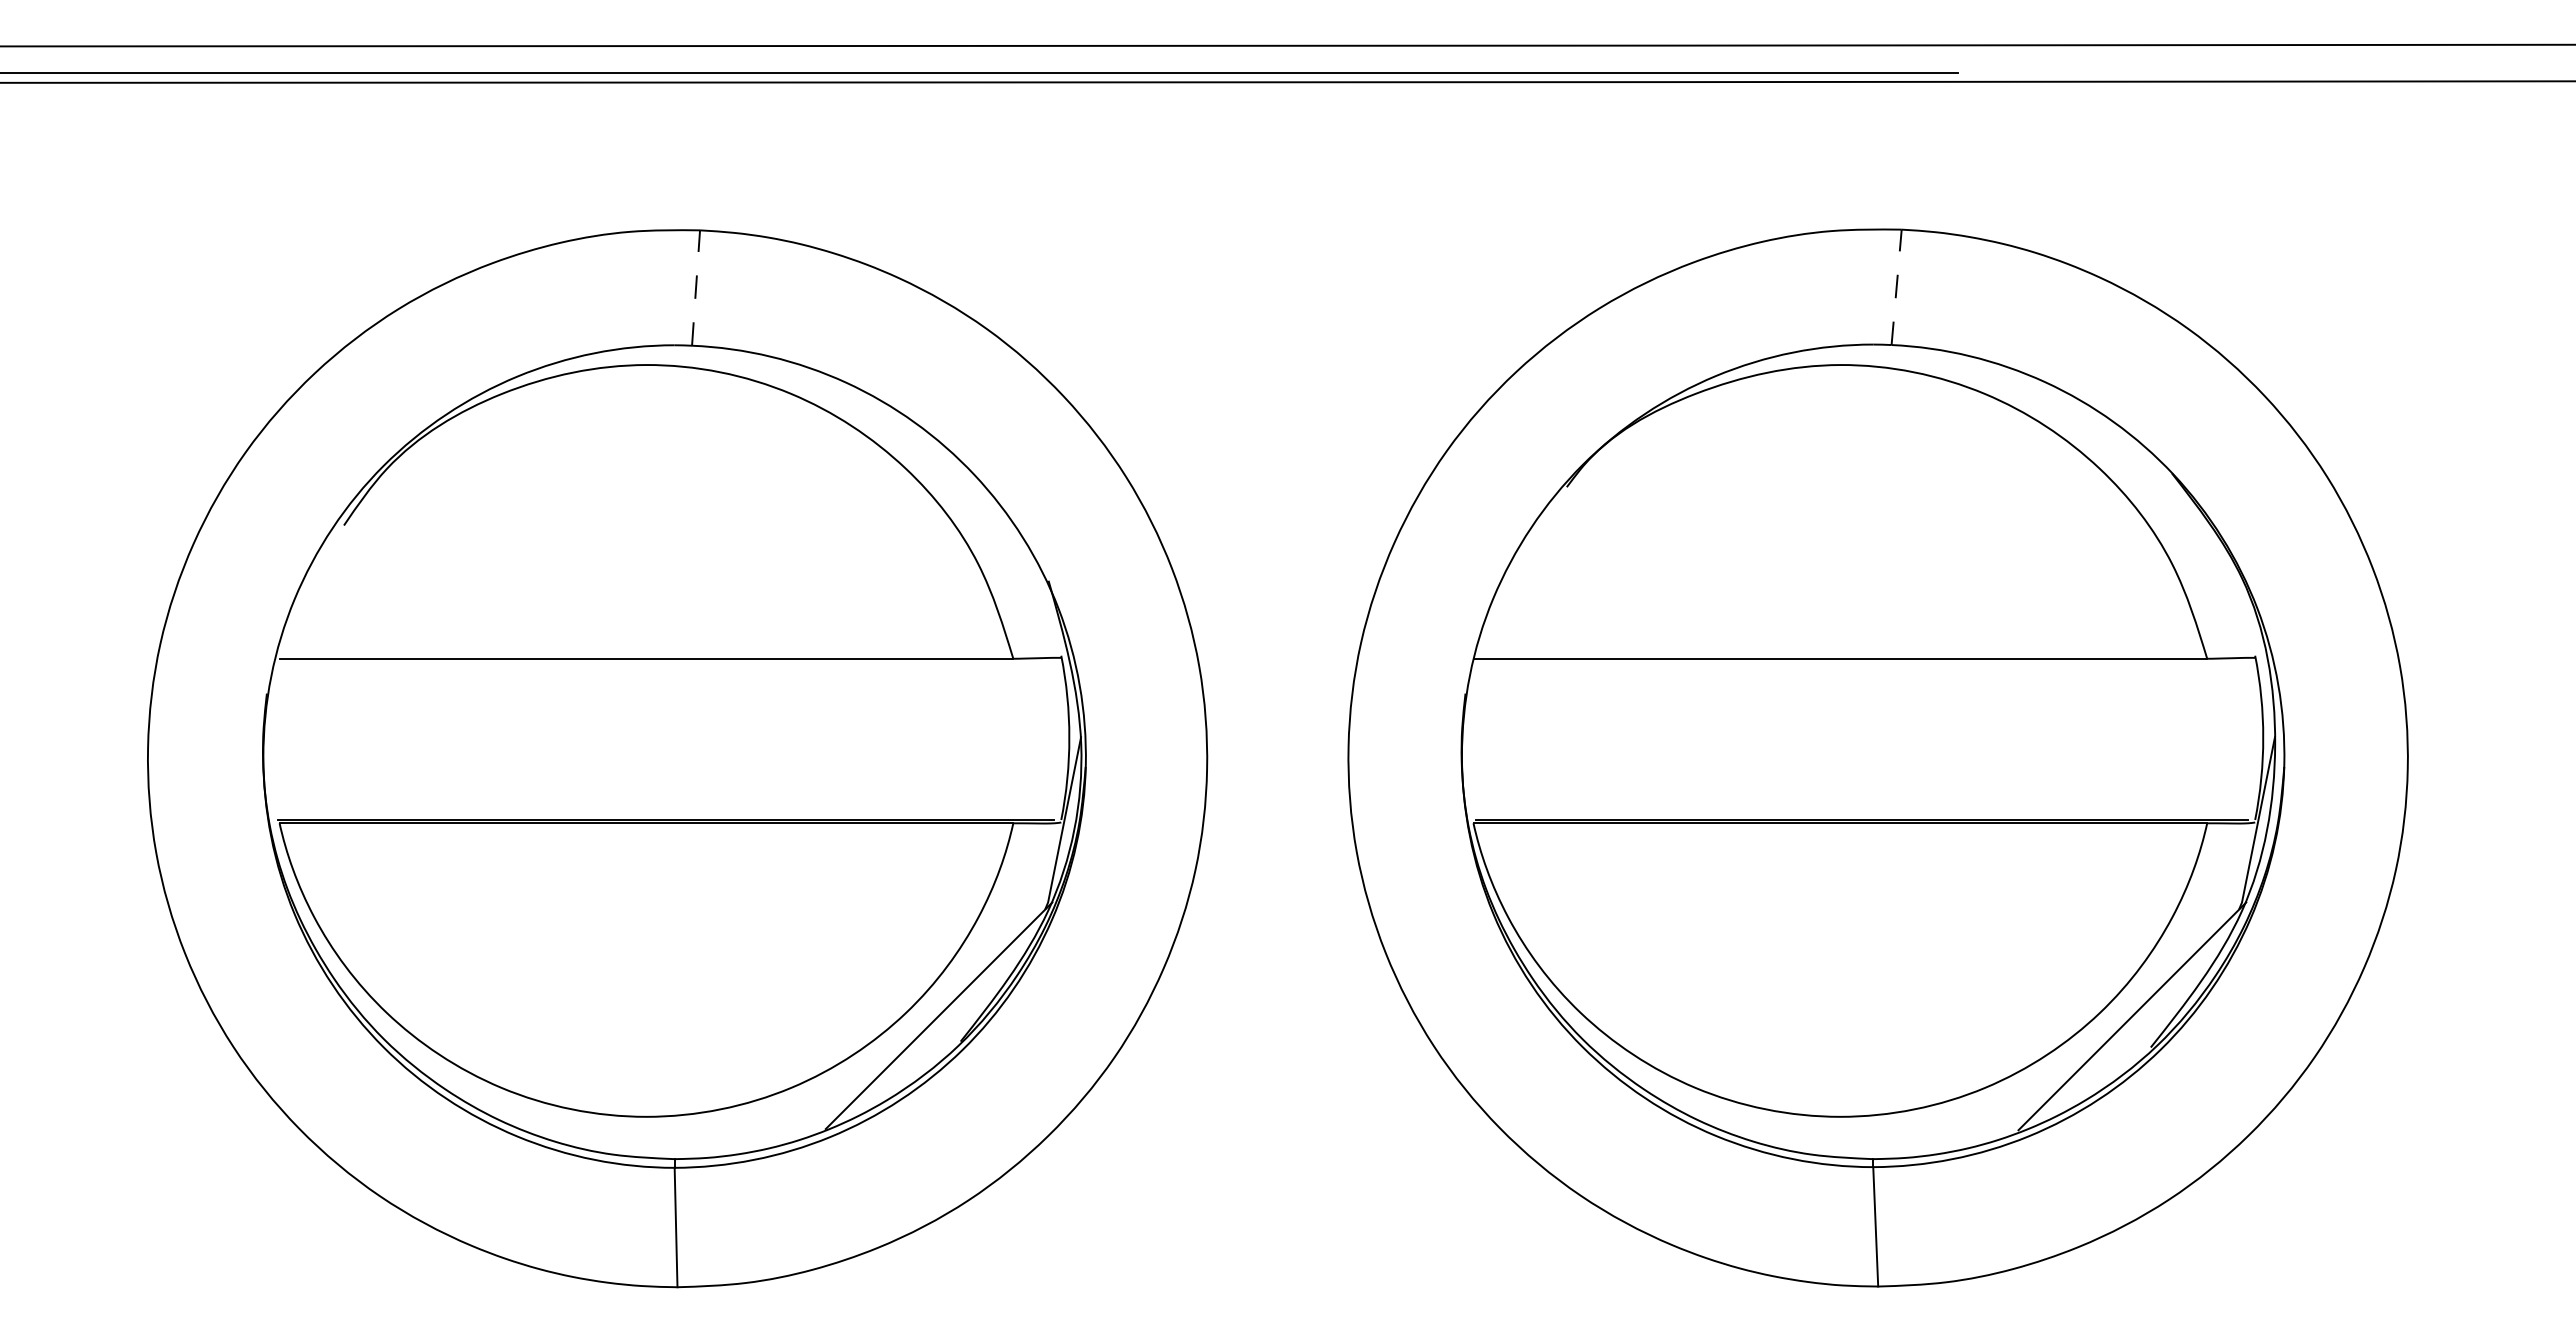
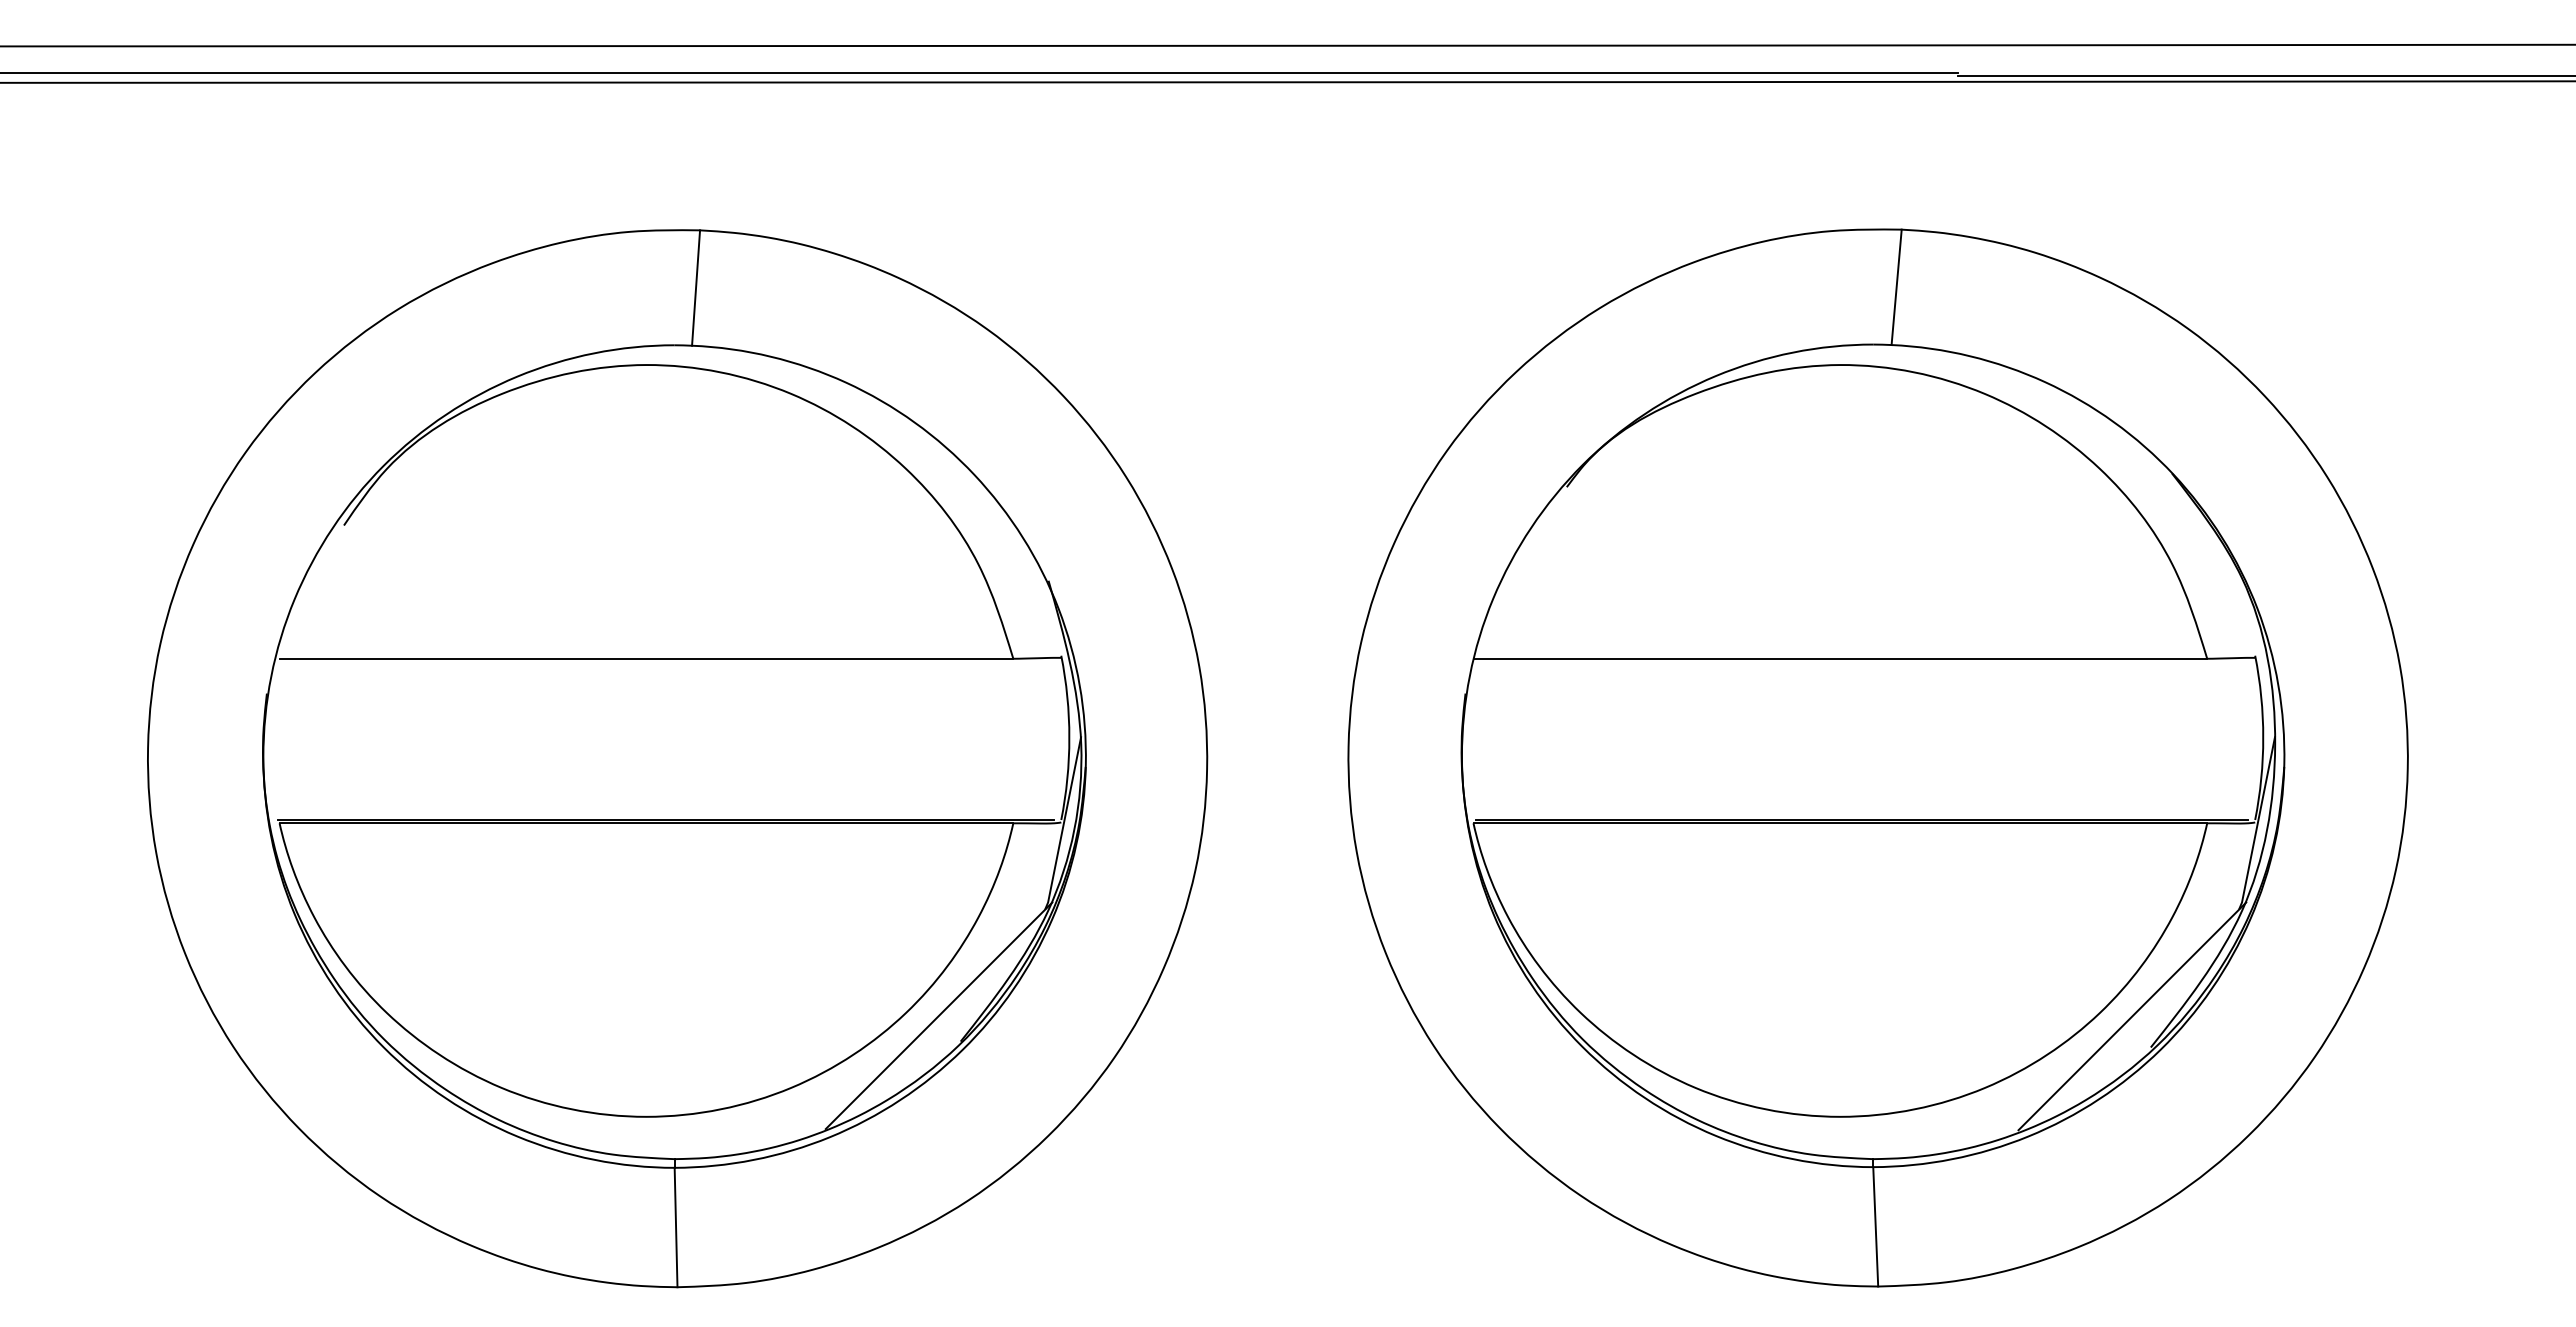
line: none -> present (2264, 75)
line: dashed -> solid (1896, 287)
line: dashed -> solid (696, 288)
